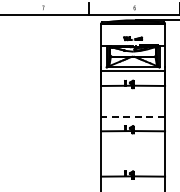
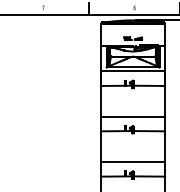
line: dashed -> solid (133, 116)
line: none -> present (133, 162)
